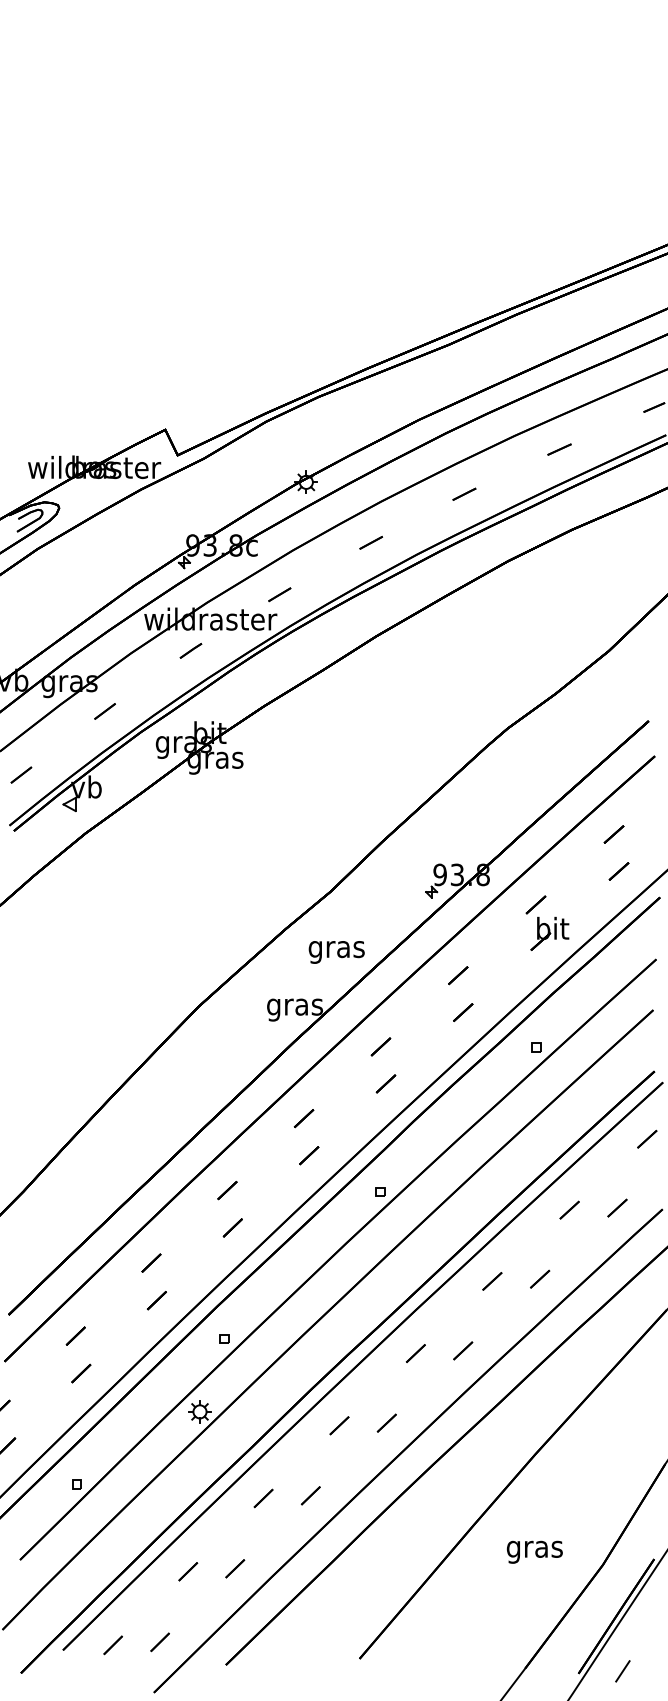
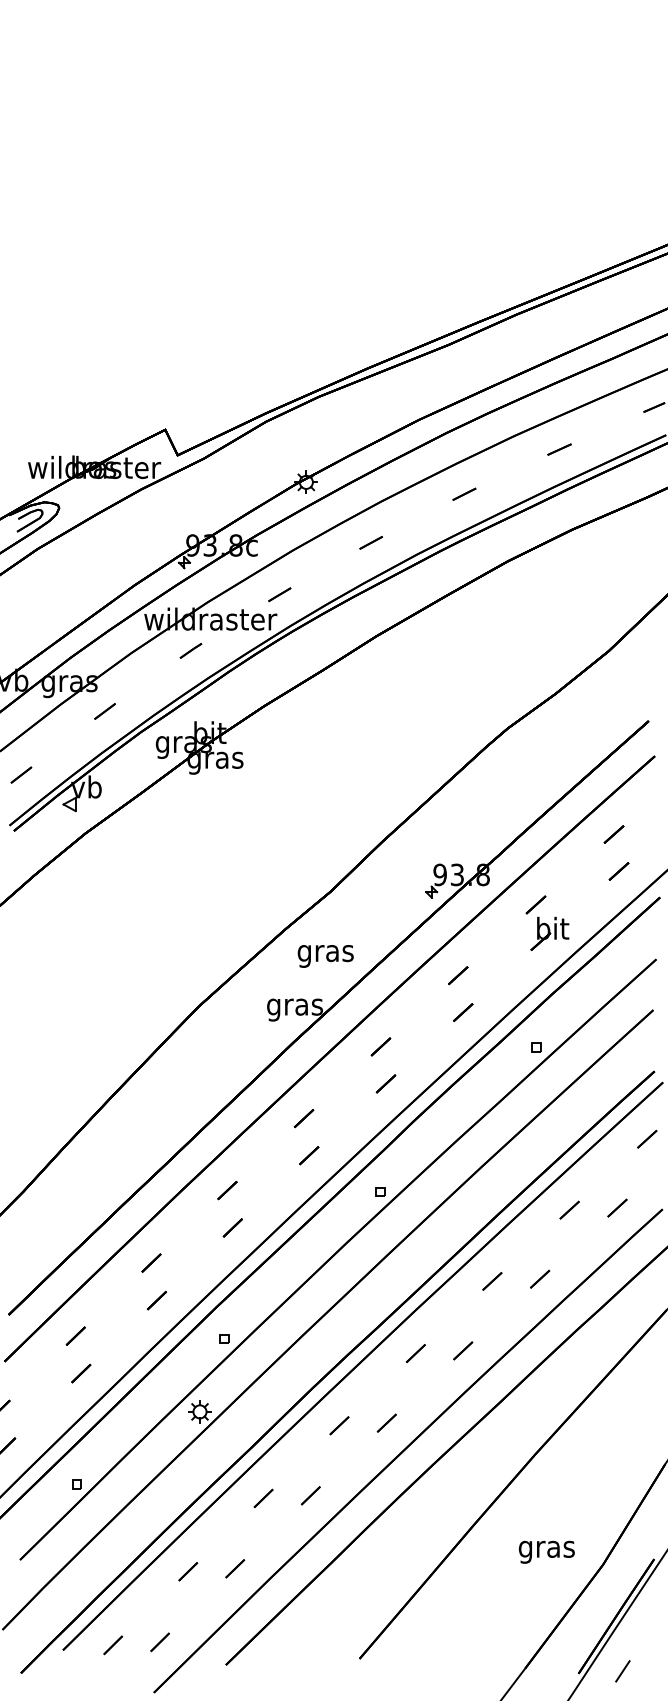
text position: (336, 952) -> (325, 956) (325, 956)
text position: (534, 1551) -> (546, 1551) (546, 1551)
